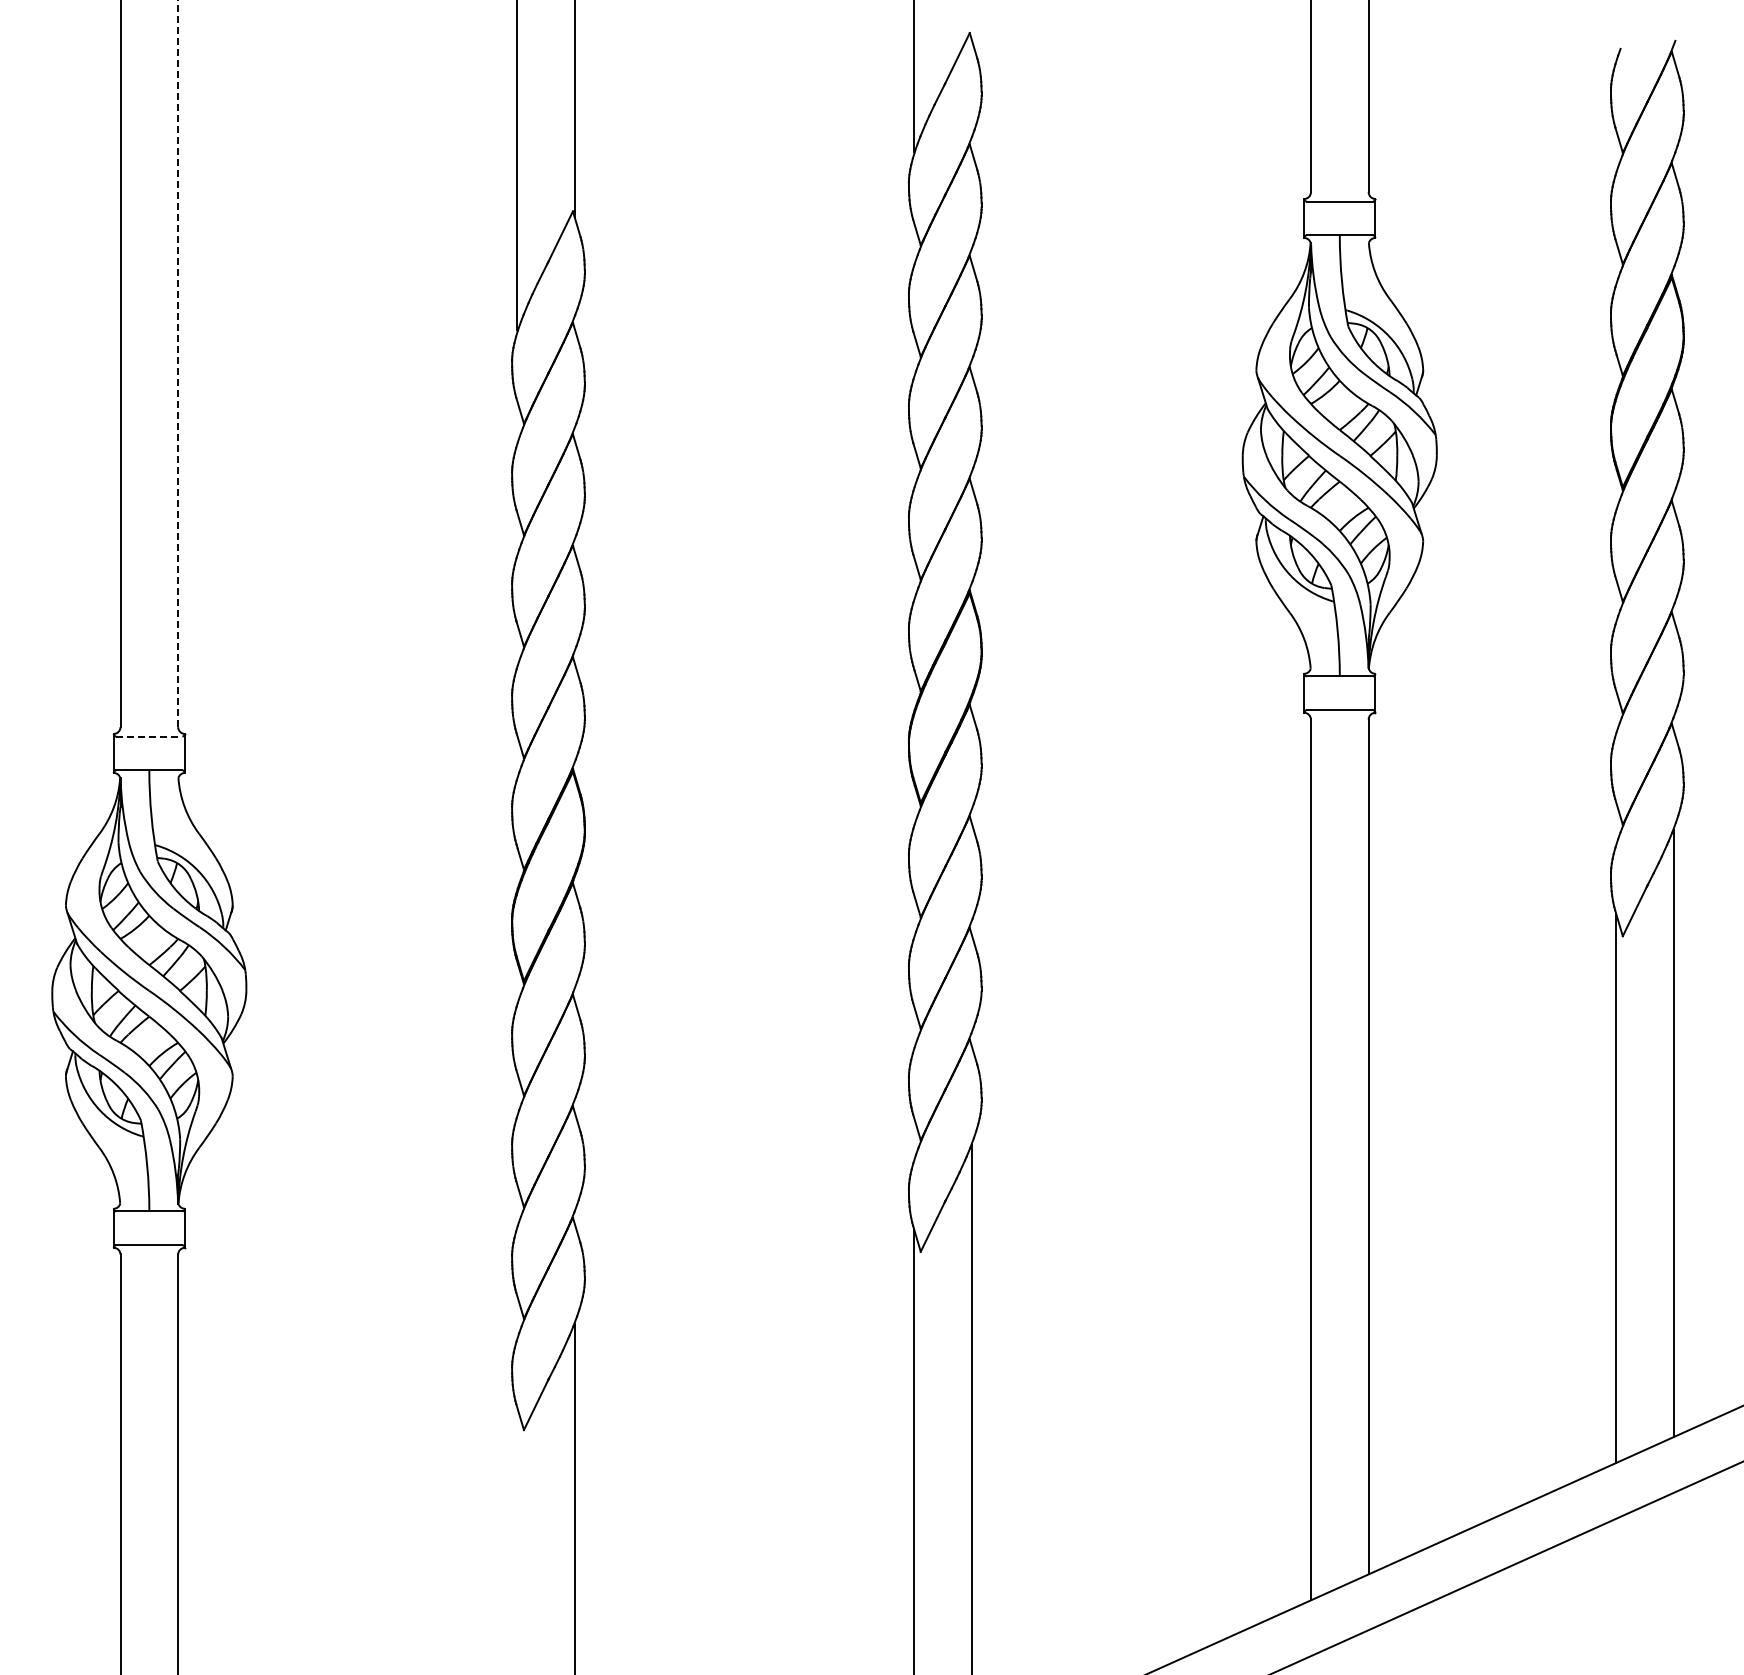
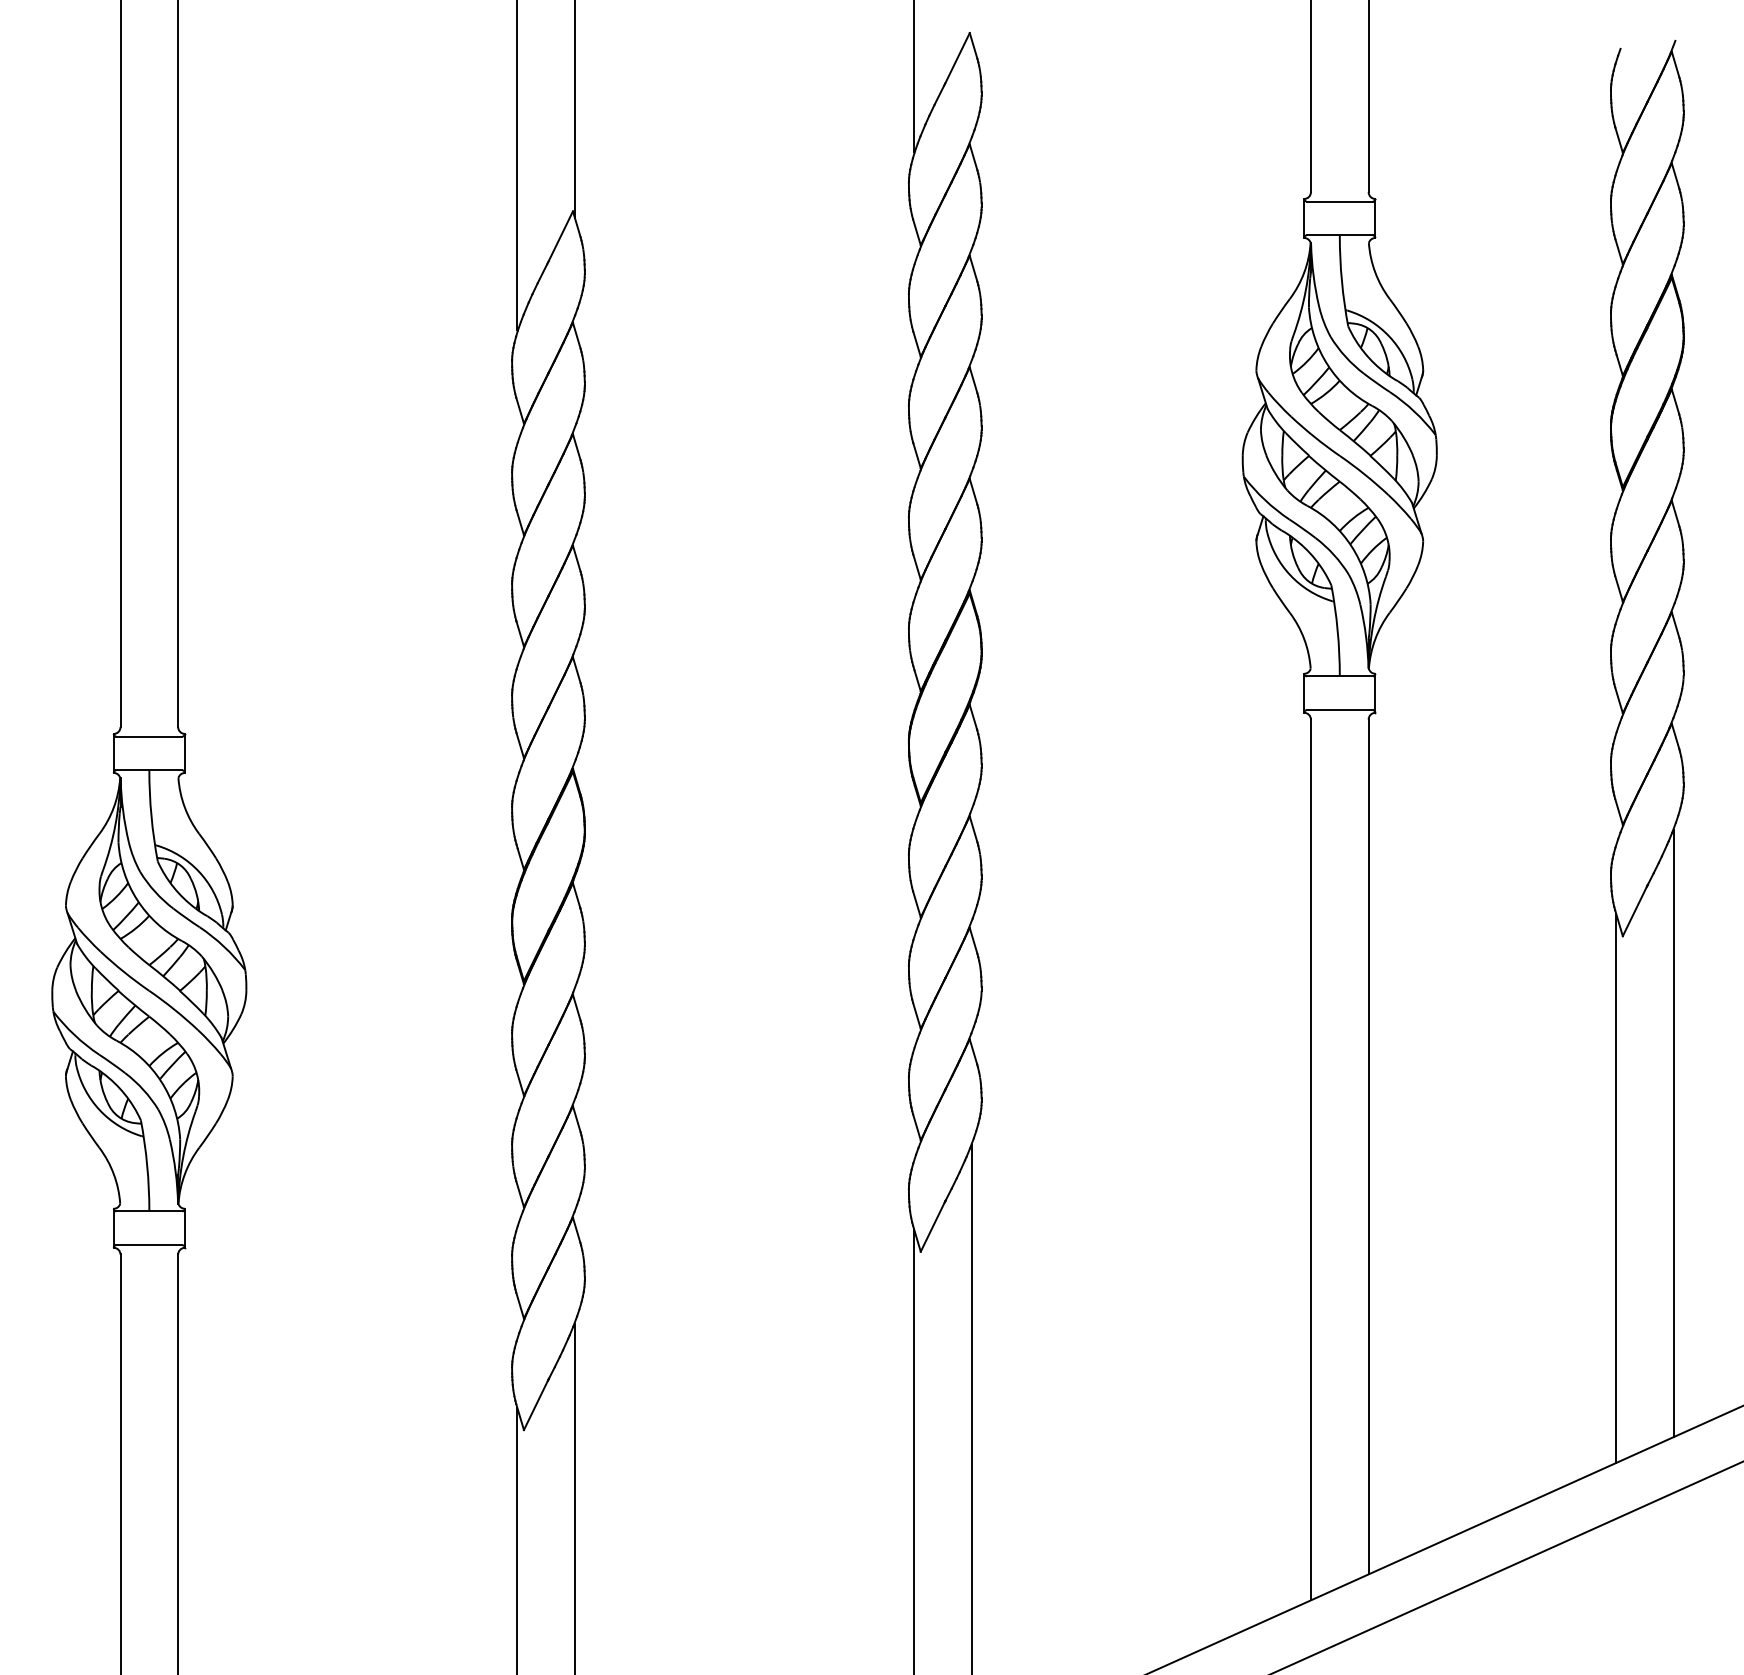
line: dashed -> solid (178, 363)
line: dashed -> solid (149, 736)
line: none -> present (517, 1539)
